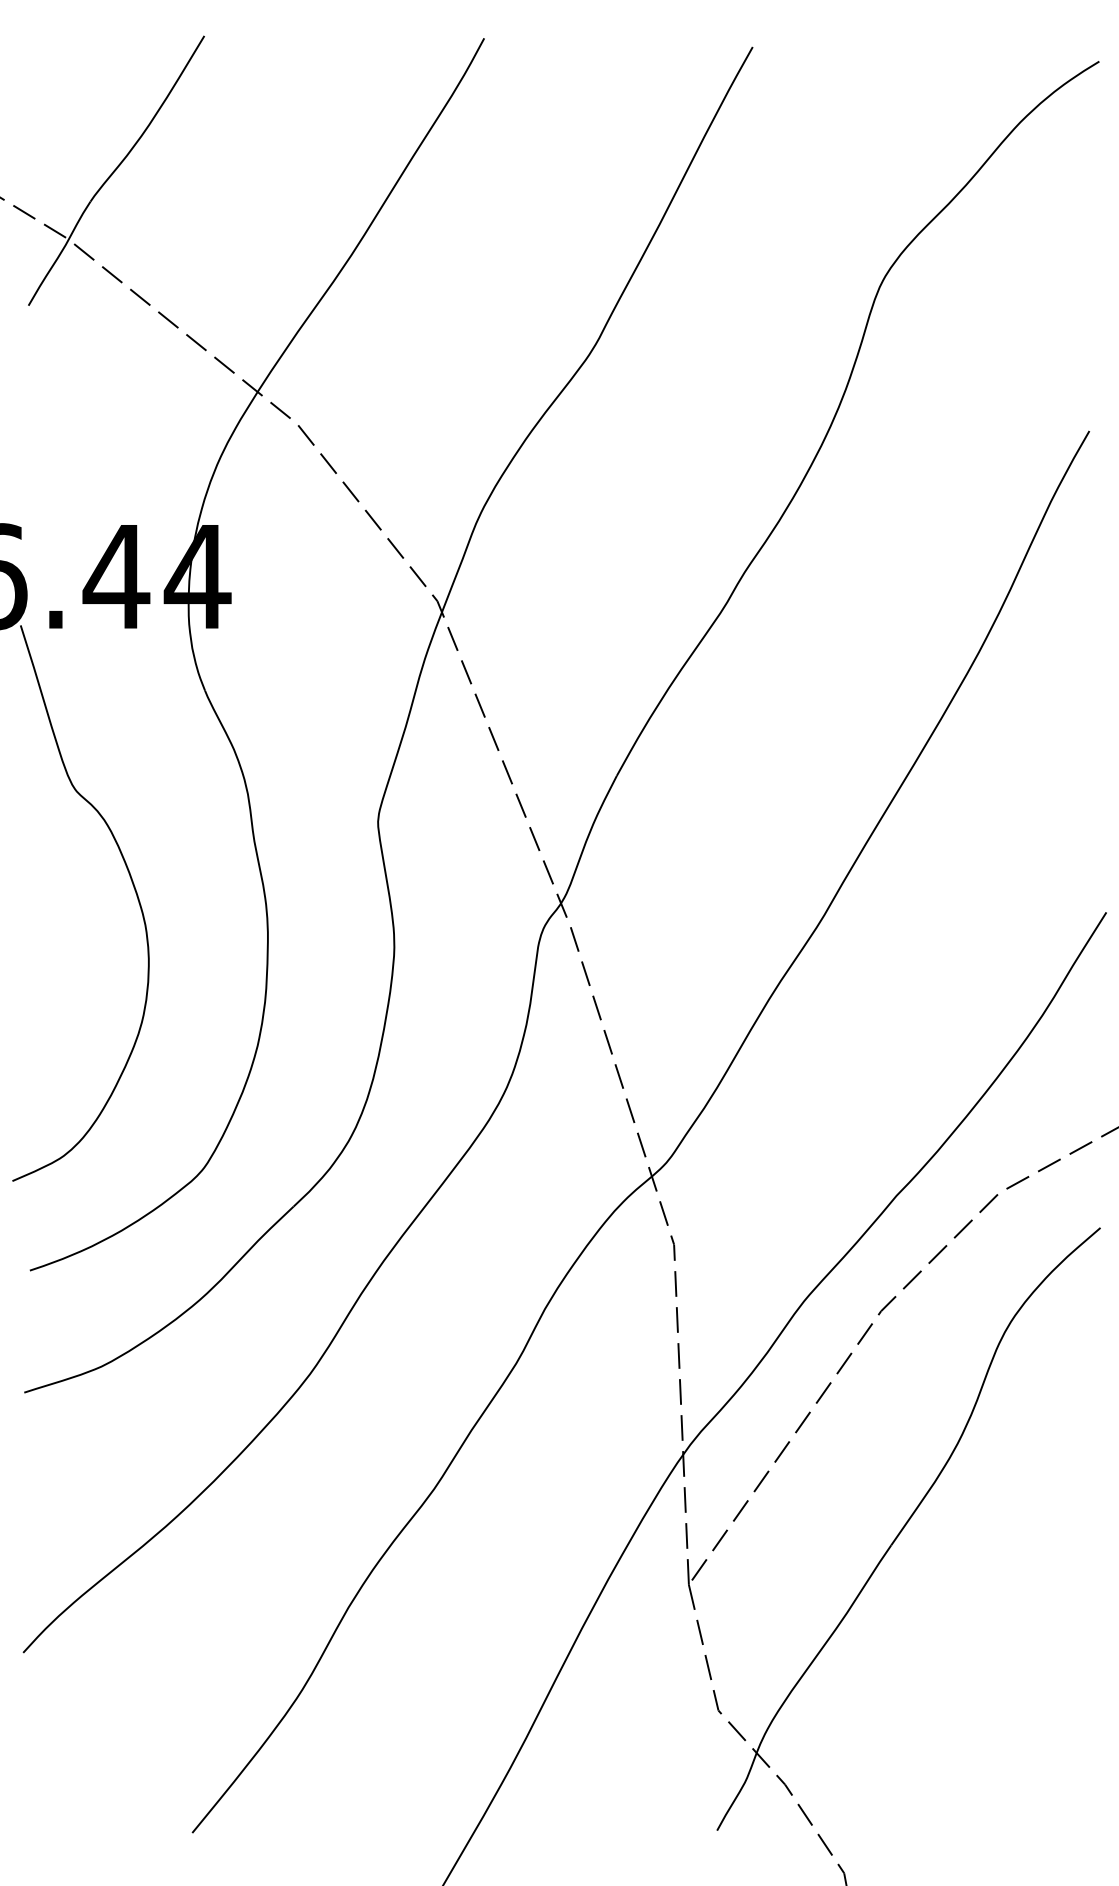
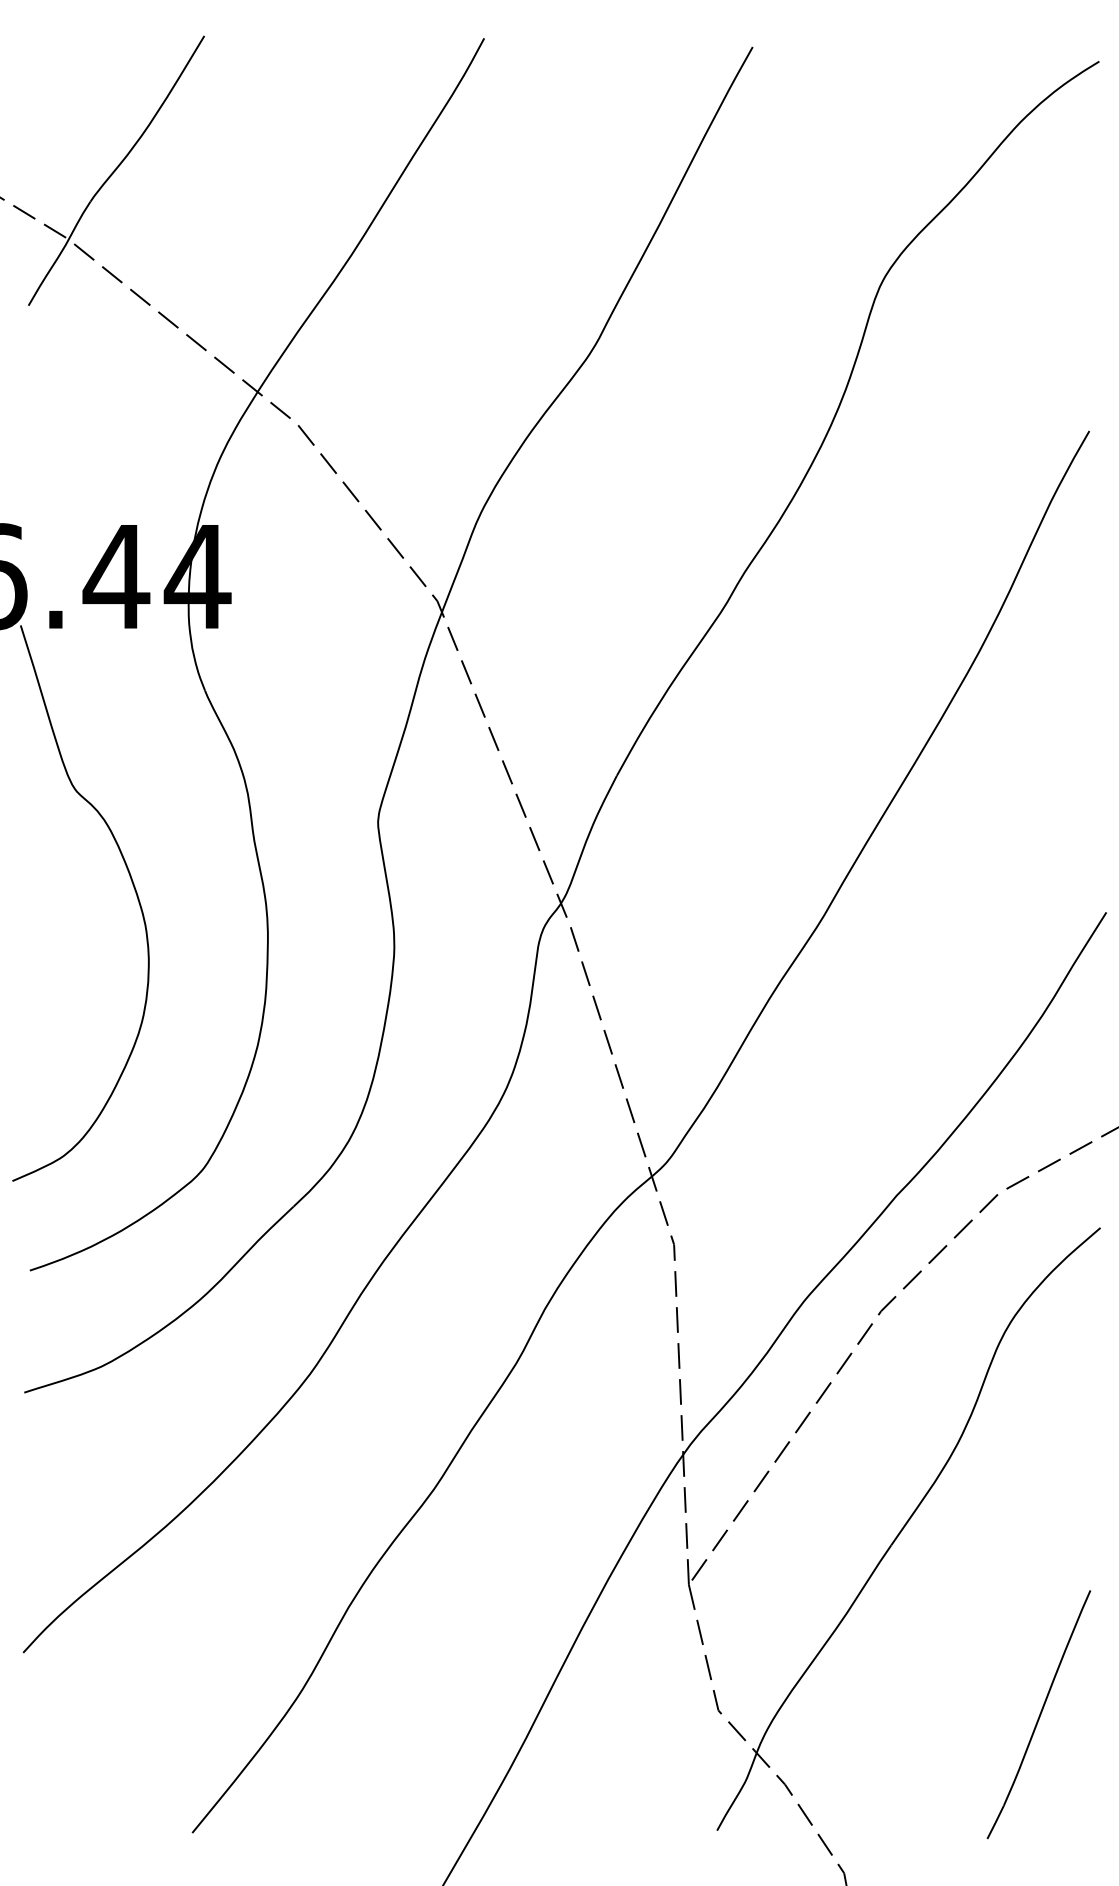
part: none -> present (1038, 1714)
